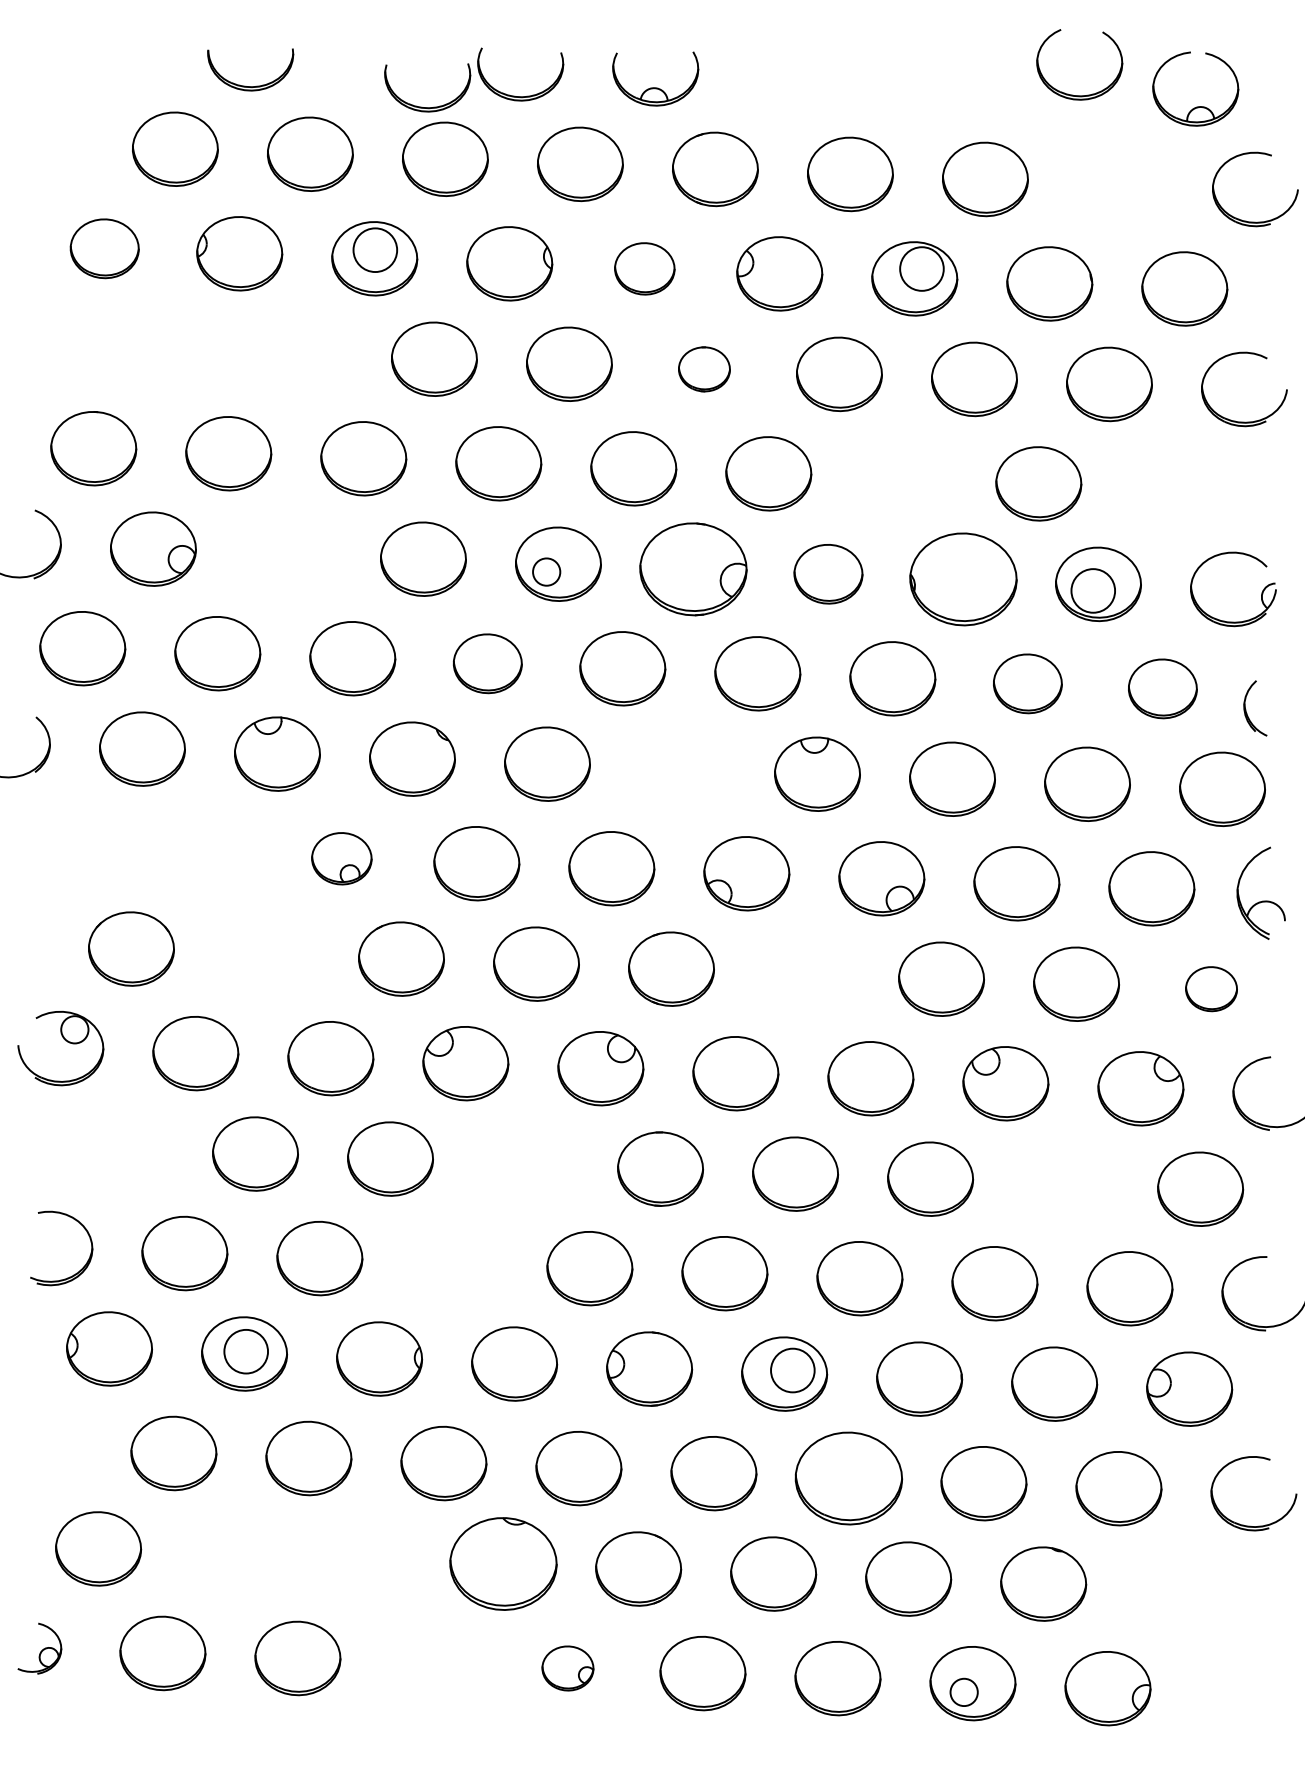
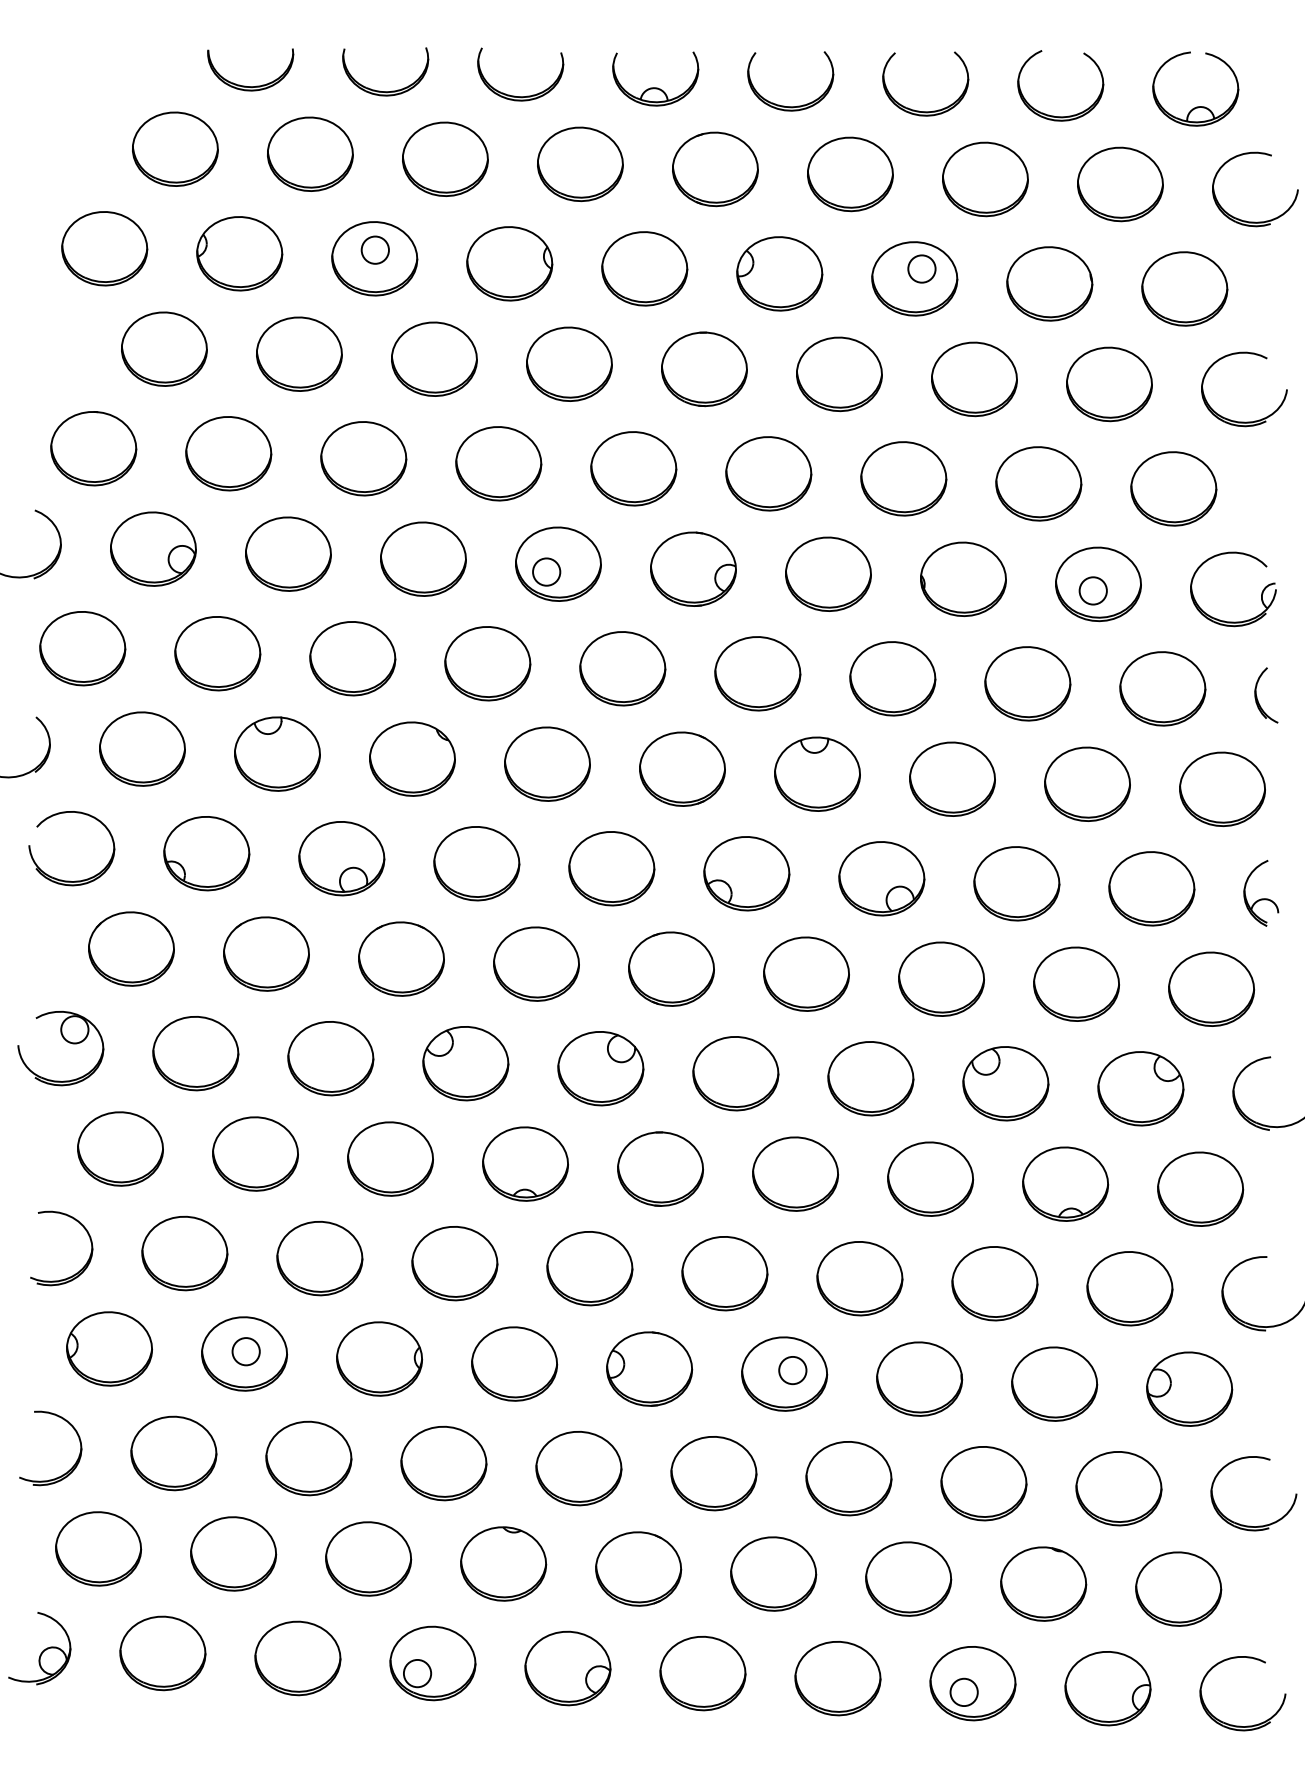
part position: (1072, 94) -> (1053, 115) (1053, 115)
part: none -> present (784, 105)
part position: (421, 106) -> (379, 90) (379, 90)
part: none -> present (919, 110)
part: none -> present (1120, 184)
part size: 71x62 px -> 88x76 px (104, 248)
circle diameter: 44 px -> 27 px (374, 249)
part size: 62x54 px -> 88x76 px (644, 268)
circle diameter: 44 px -> 27 px (921, 268)
part: none -> present (164, 348)
part: none -> present (299, 353)
part size: 53x47 px -> 87x77 px (704, 369)
part: none -> present (903, 478)
part: none -> present (1173, 488)
part: none -> present (288, 553)
part size: 109x95 px -> 87x76 px (693, 568)
part size: 71x61 px -> 87x76 px (828, 573)
part size: 109x95 px -> 87x76 px (963, 578)
circle diameter: 44 px -> 27 px (1092, 590)
part size: 71x62 px -> 88x76 px (487, 663)
part size: 70x62 px -> 88x76 px (1027, 683)
part size: 70x62 px -> 88x76 px (1162, 688)
part position: (1246, 709) -> (1257, 696) (1257, 696)
part: none -> present (682, 768)
part: none -> present (206, 853)
part size: 62x54 px -> 88x76 px (341, 858)
part: none -> present (70, 880)
part size: 50x94 px -> 37x67 px (1261, 893)
part: none -> present (266, 953)
part: none -> present (806, 973)
part size: 53x47 px -> 87x76 px (1211, 988)
part: none -> present (120, 1148)
part: none -> present (525, 1163)
part: none -> present (1065, 1183)
part: none -> present (454, 1263)
circle diameter: 44 px -> 27 px (245, 1351)
circle diameter: 44 px -> 27 px (792, 1370)
part: none -> present (70, 1468)
part size: 110x95 px -> 88x76 px (848, 1478)
part: none -> present (233, 1553)
part: none -> present (368, 1558)
part size: 109x94 px -> 88x76 px (503, 1563)
part: none -> present (1178, 1588)
part size: 46x53 px -> 64x74 px (39, 1648)
part: none -> present (432, 1663)
part size: 54x47 px -> 88x77 px (567, 1668)
part: none -> present (1240, 1725)
